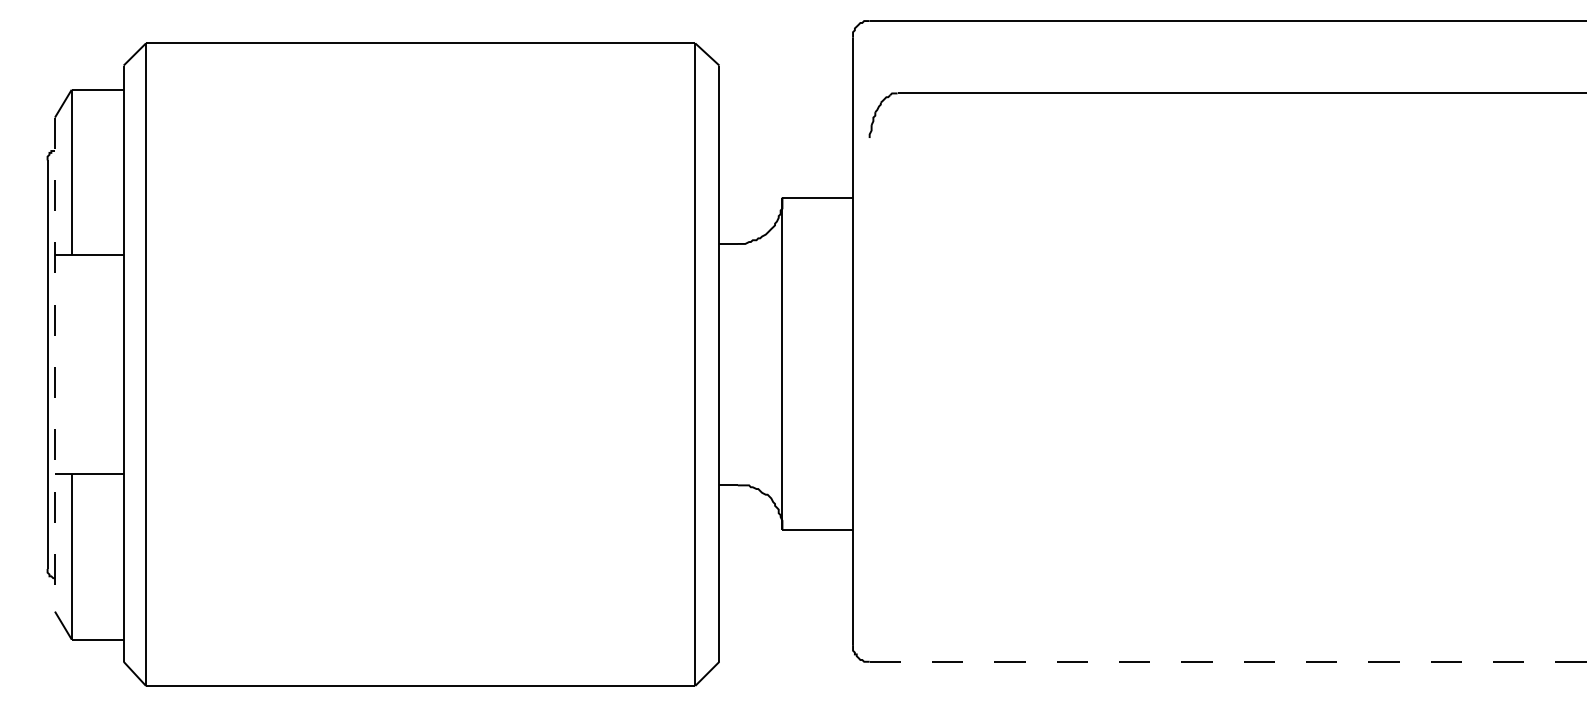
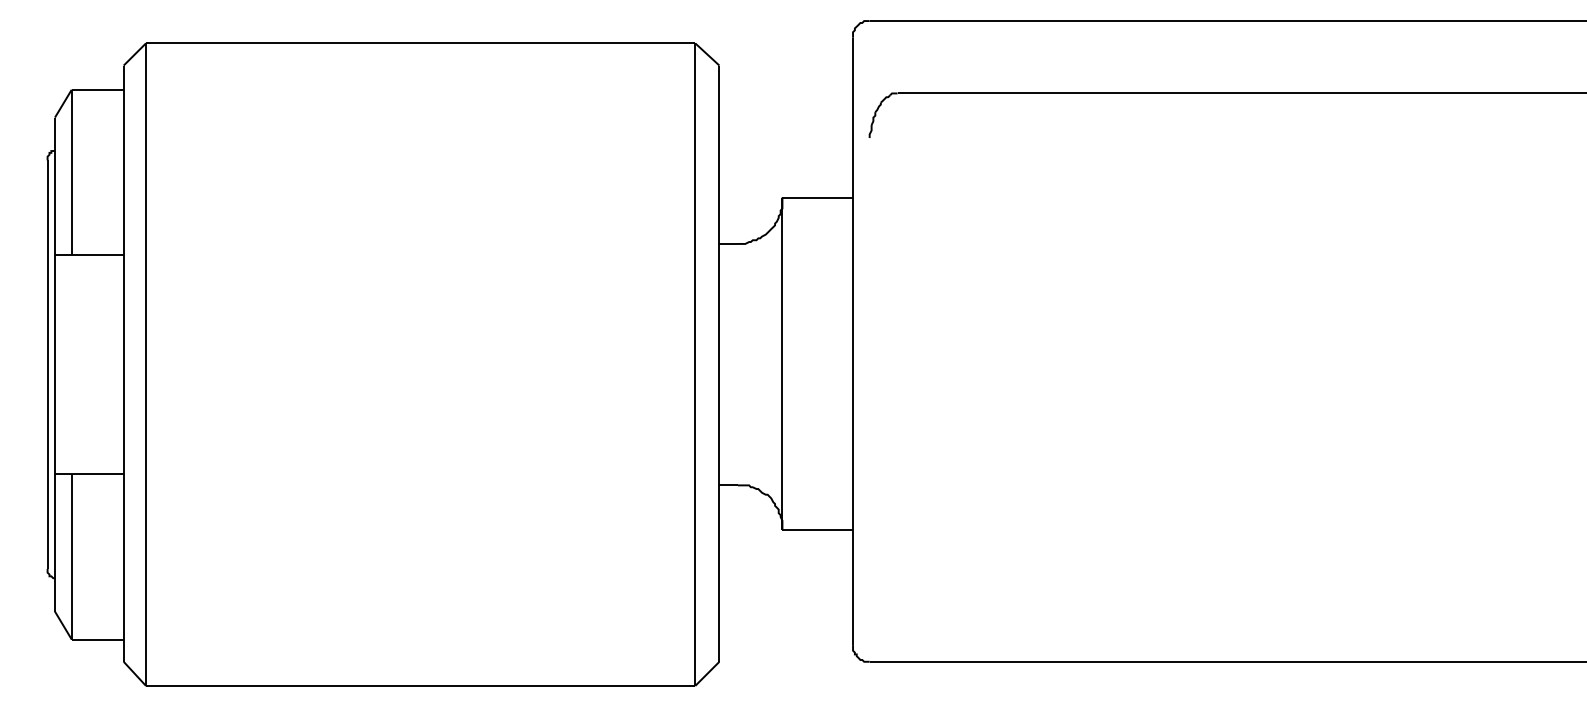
line: dashed -> solid (55, 365)
line: dashed -> solid (1228, 661)
